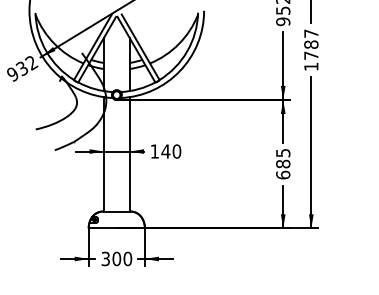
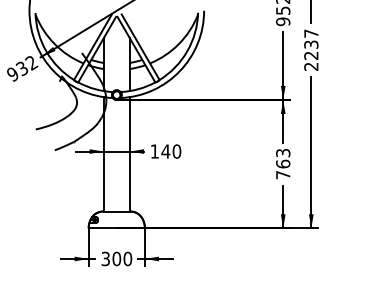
text: 1787 -> 2237 (311, 55)
text: 685 -> 763 (283, 164)
